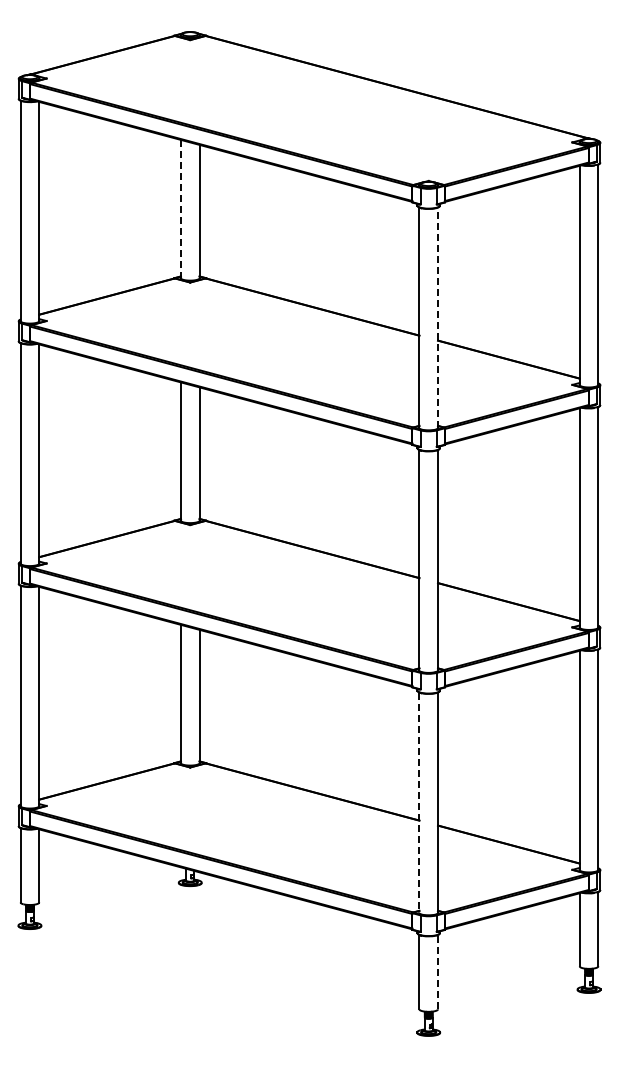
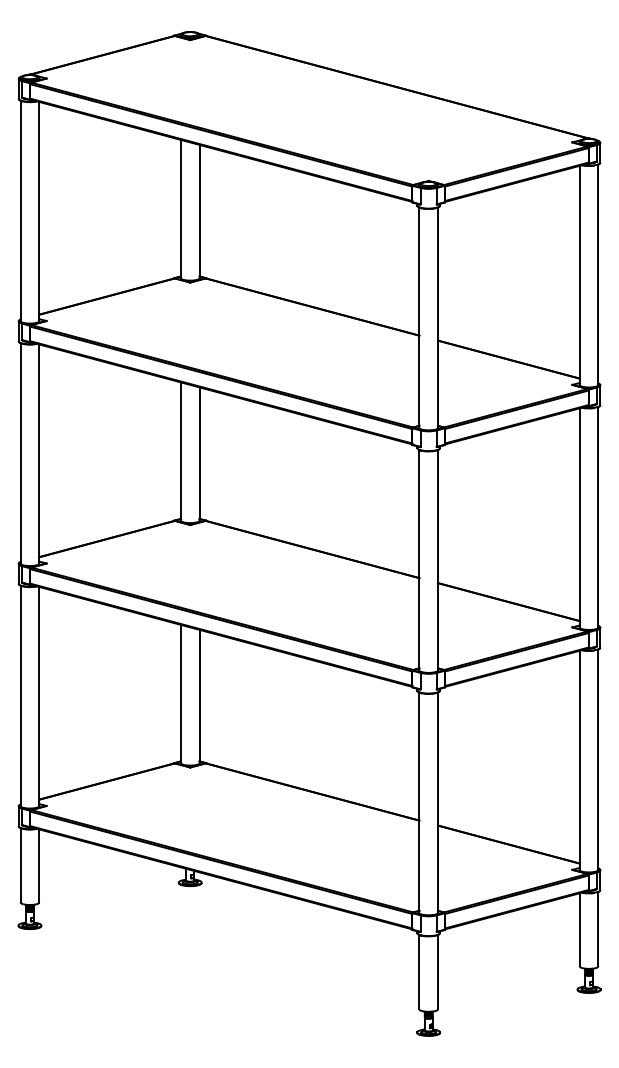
line: dashed -> solid (180, 209)
line: dashed -> solid (438, 317)
line: dashed -> solid (419, 803)
line: dashed -> solid (438, 971)
